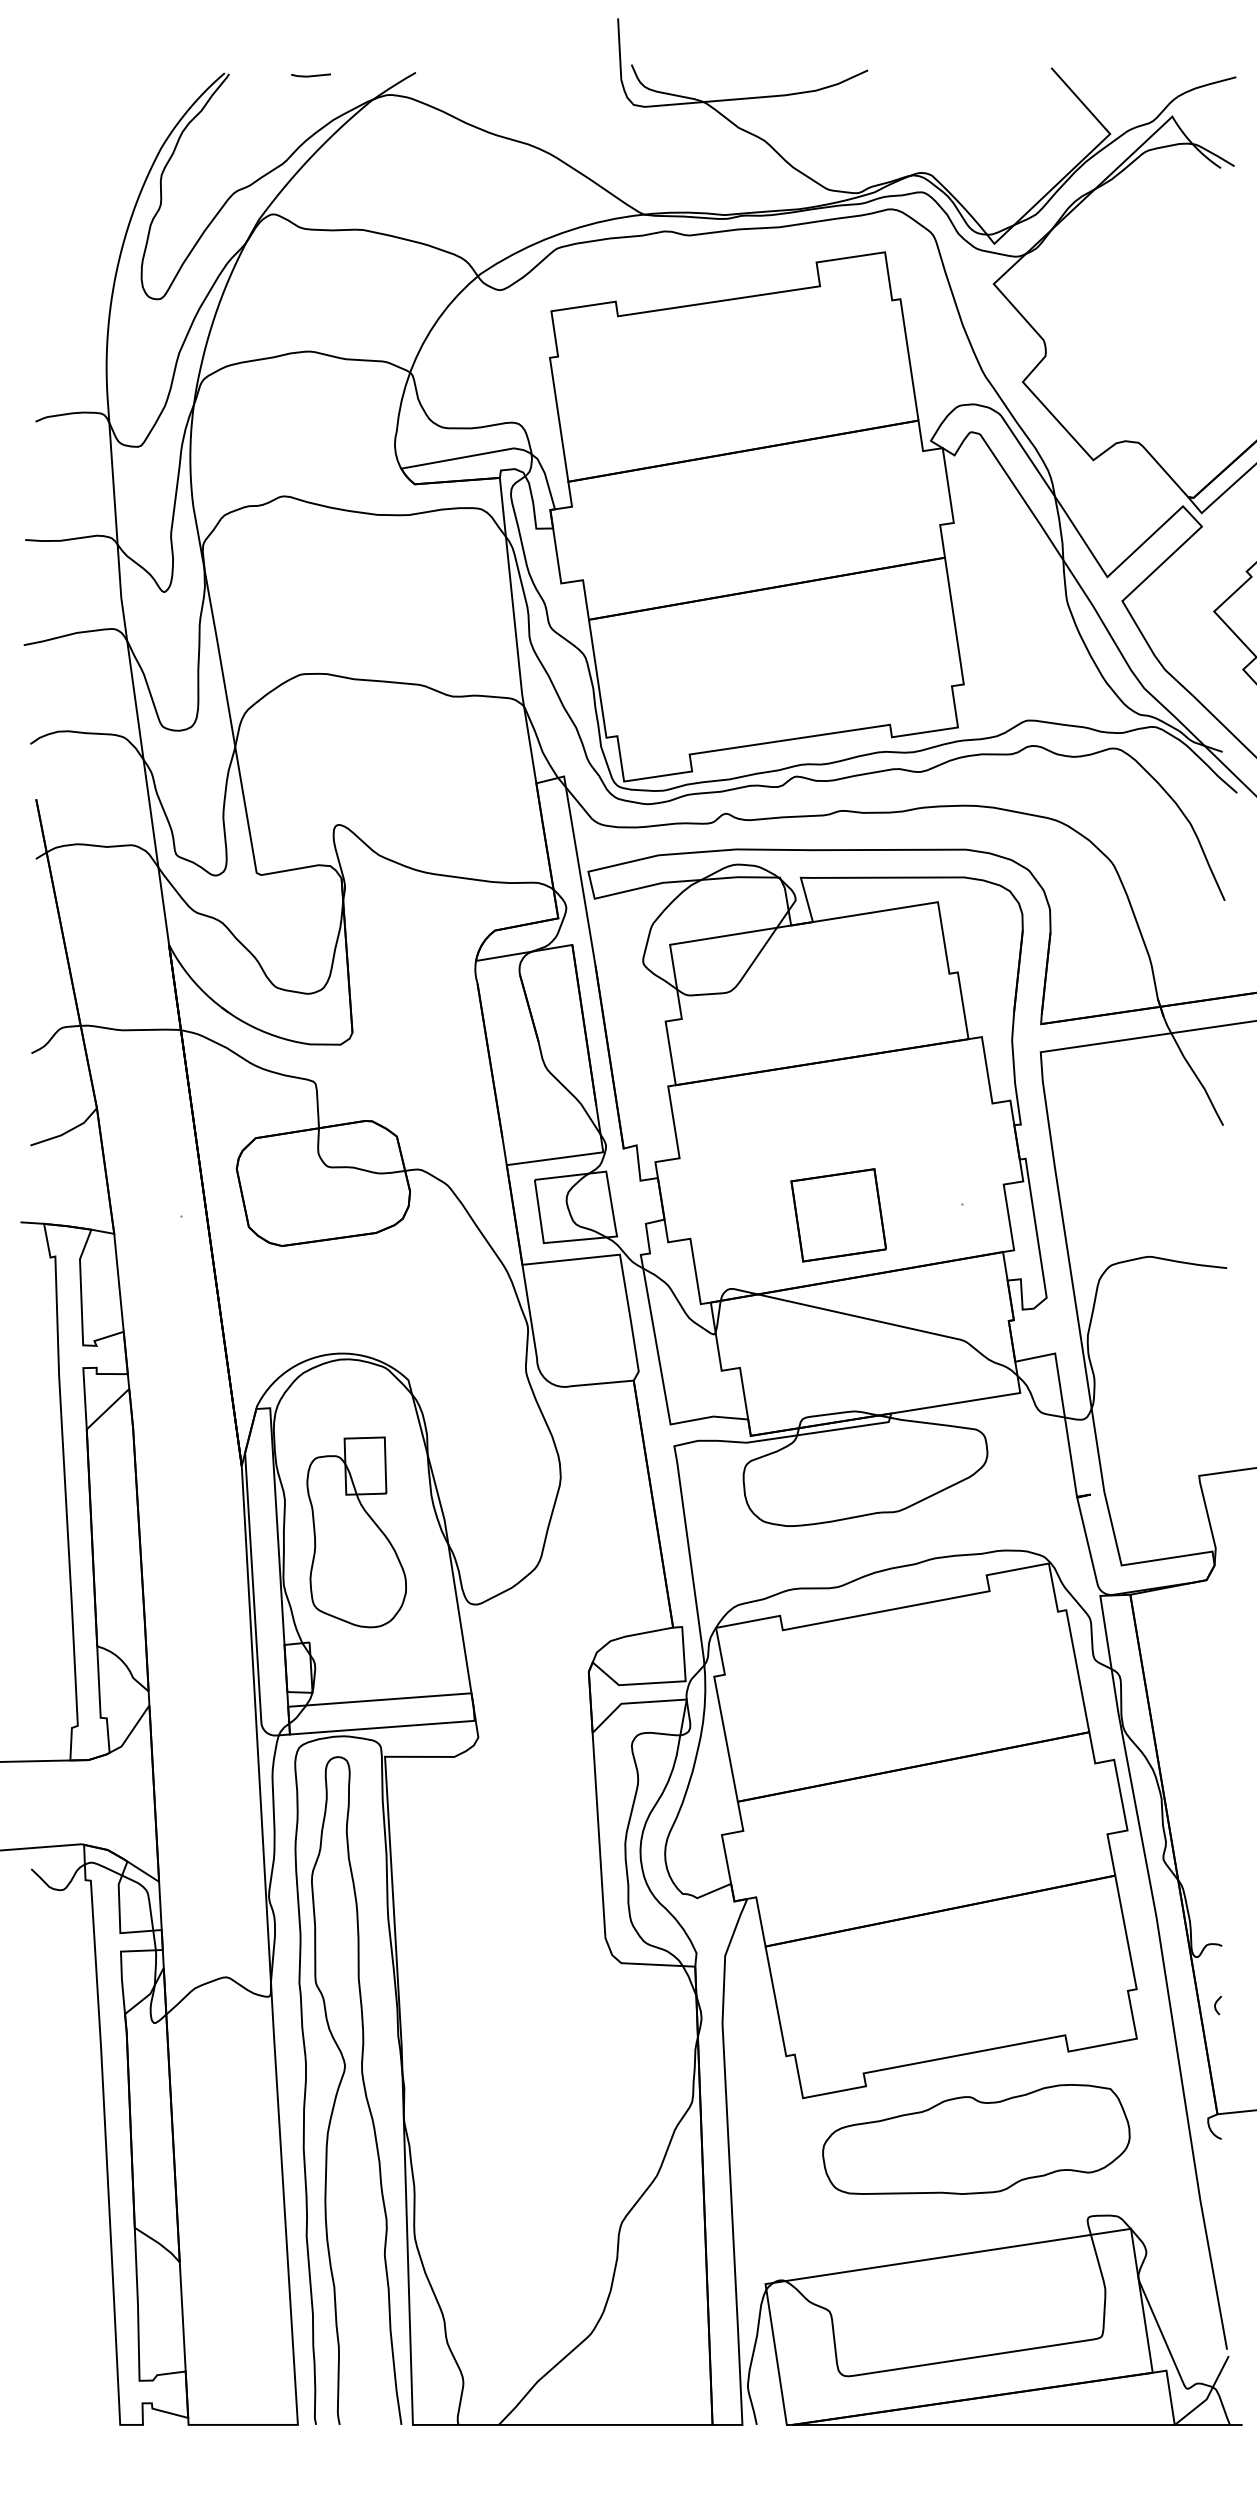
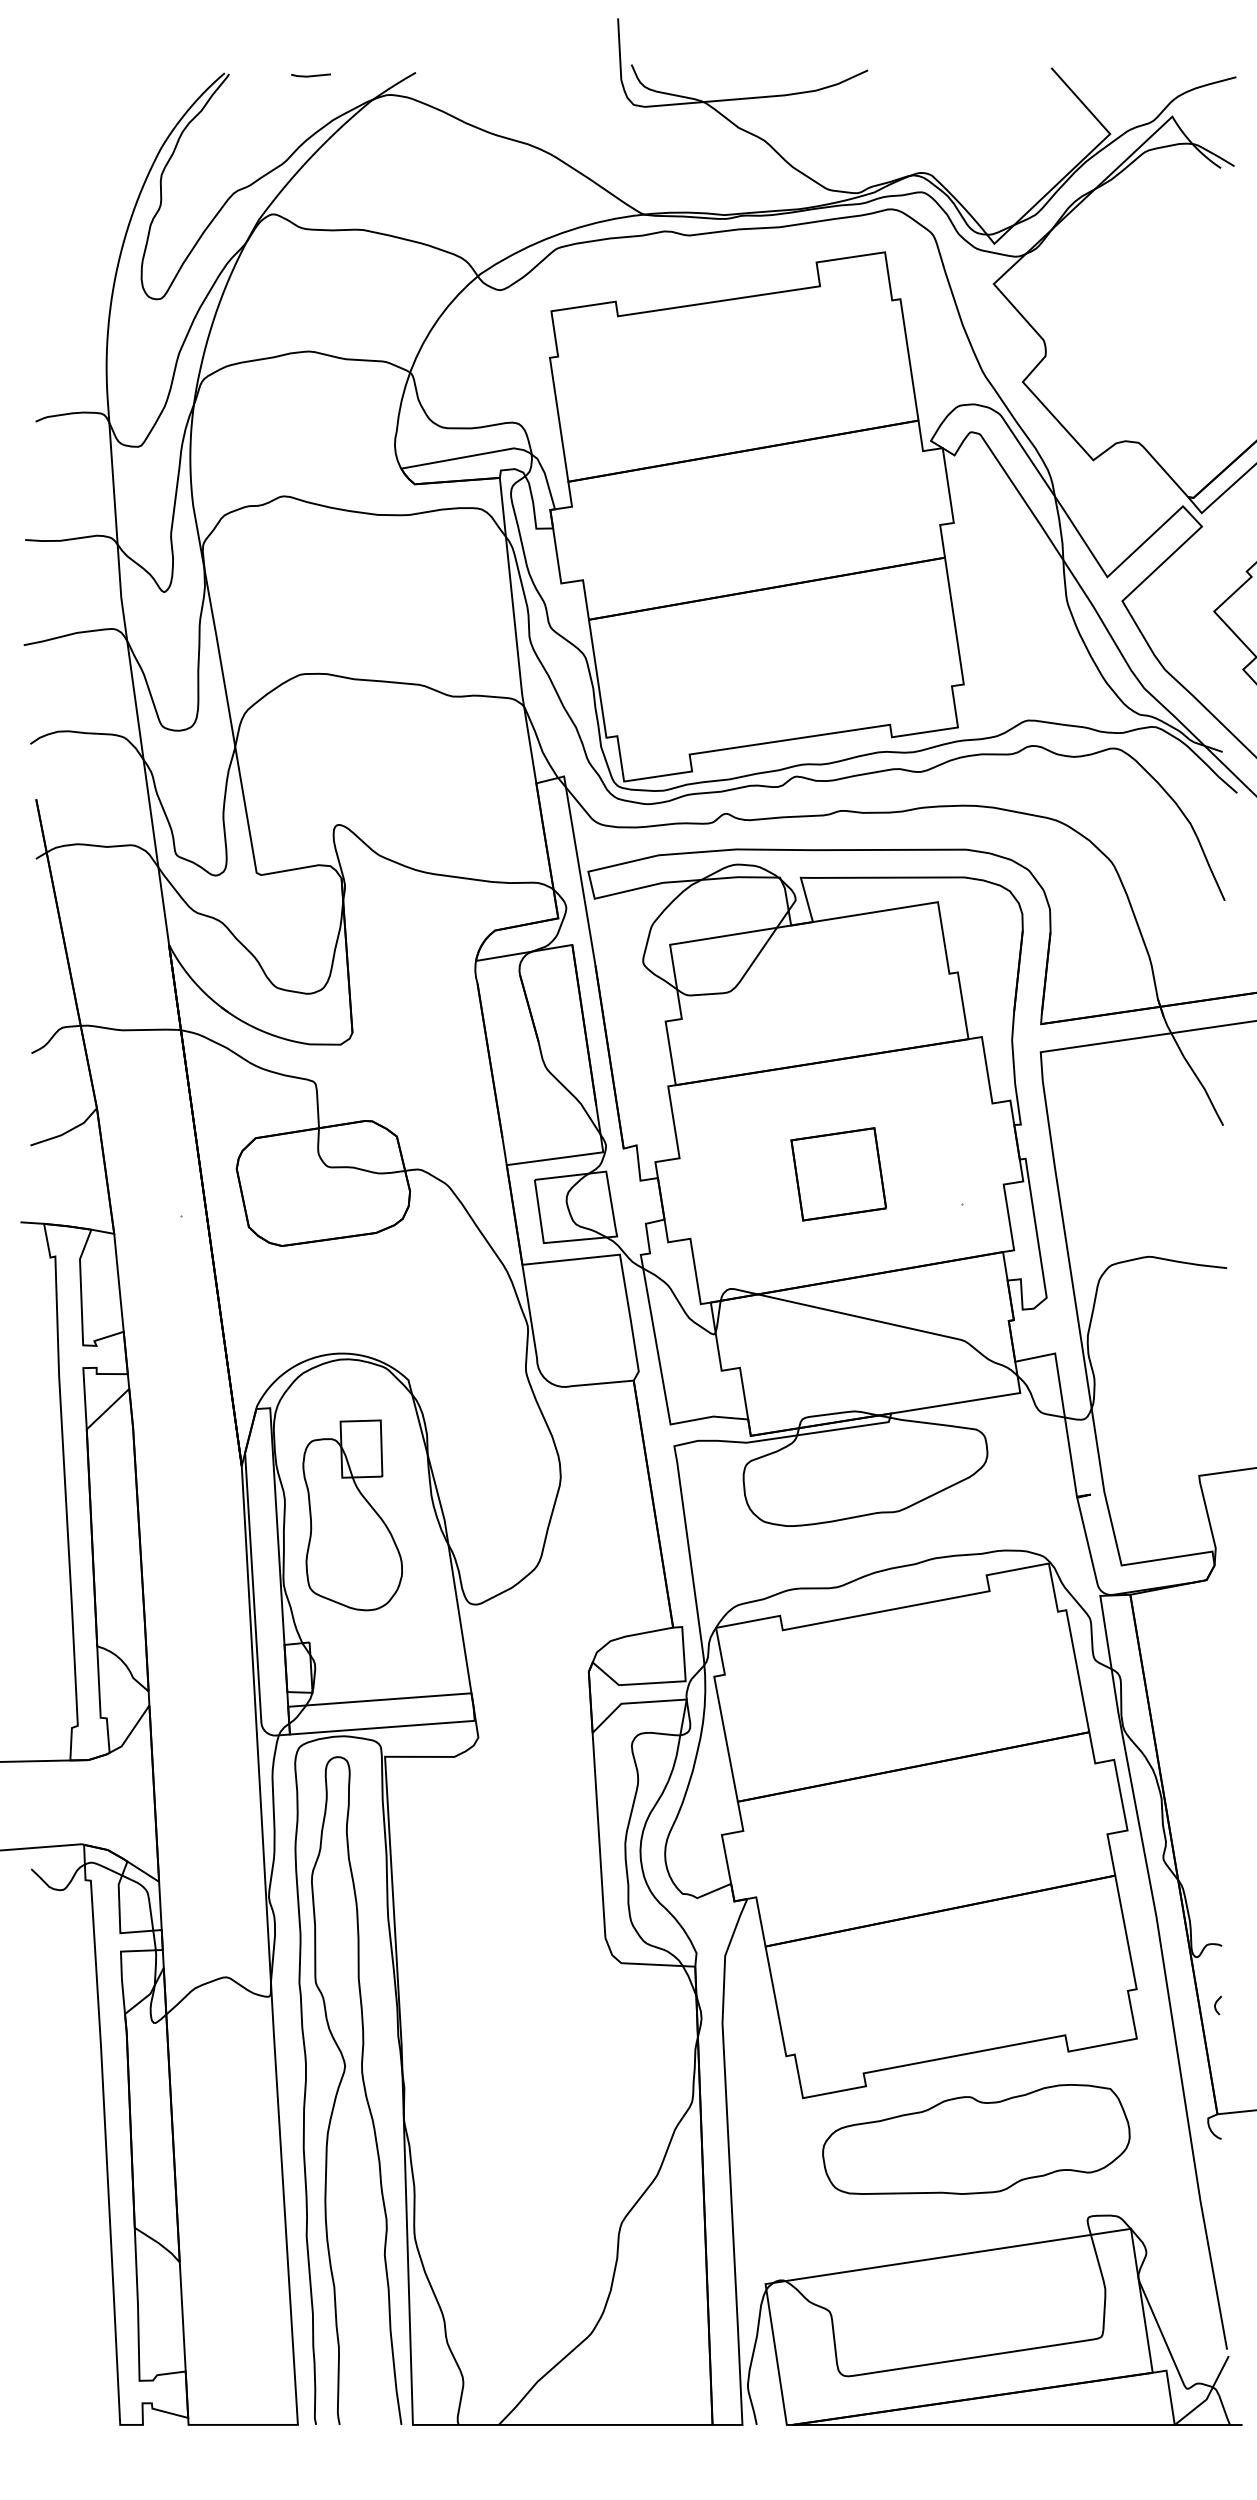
part position: (838, 1215) -> (838, 1174) (838, 1174)
part position: (356, 1532) -> (352, 1515) (352, 1515)
